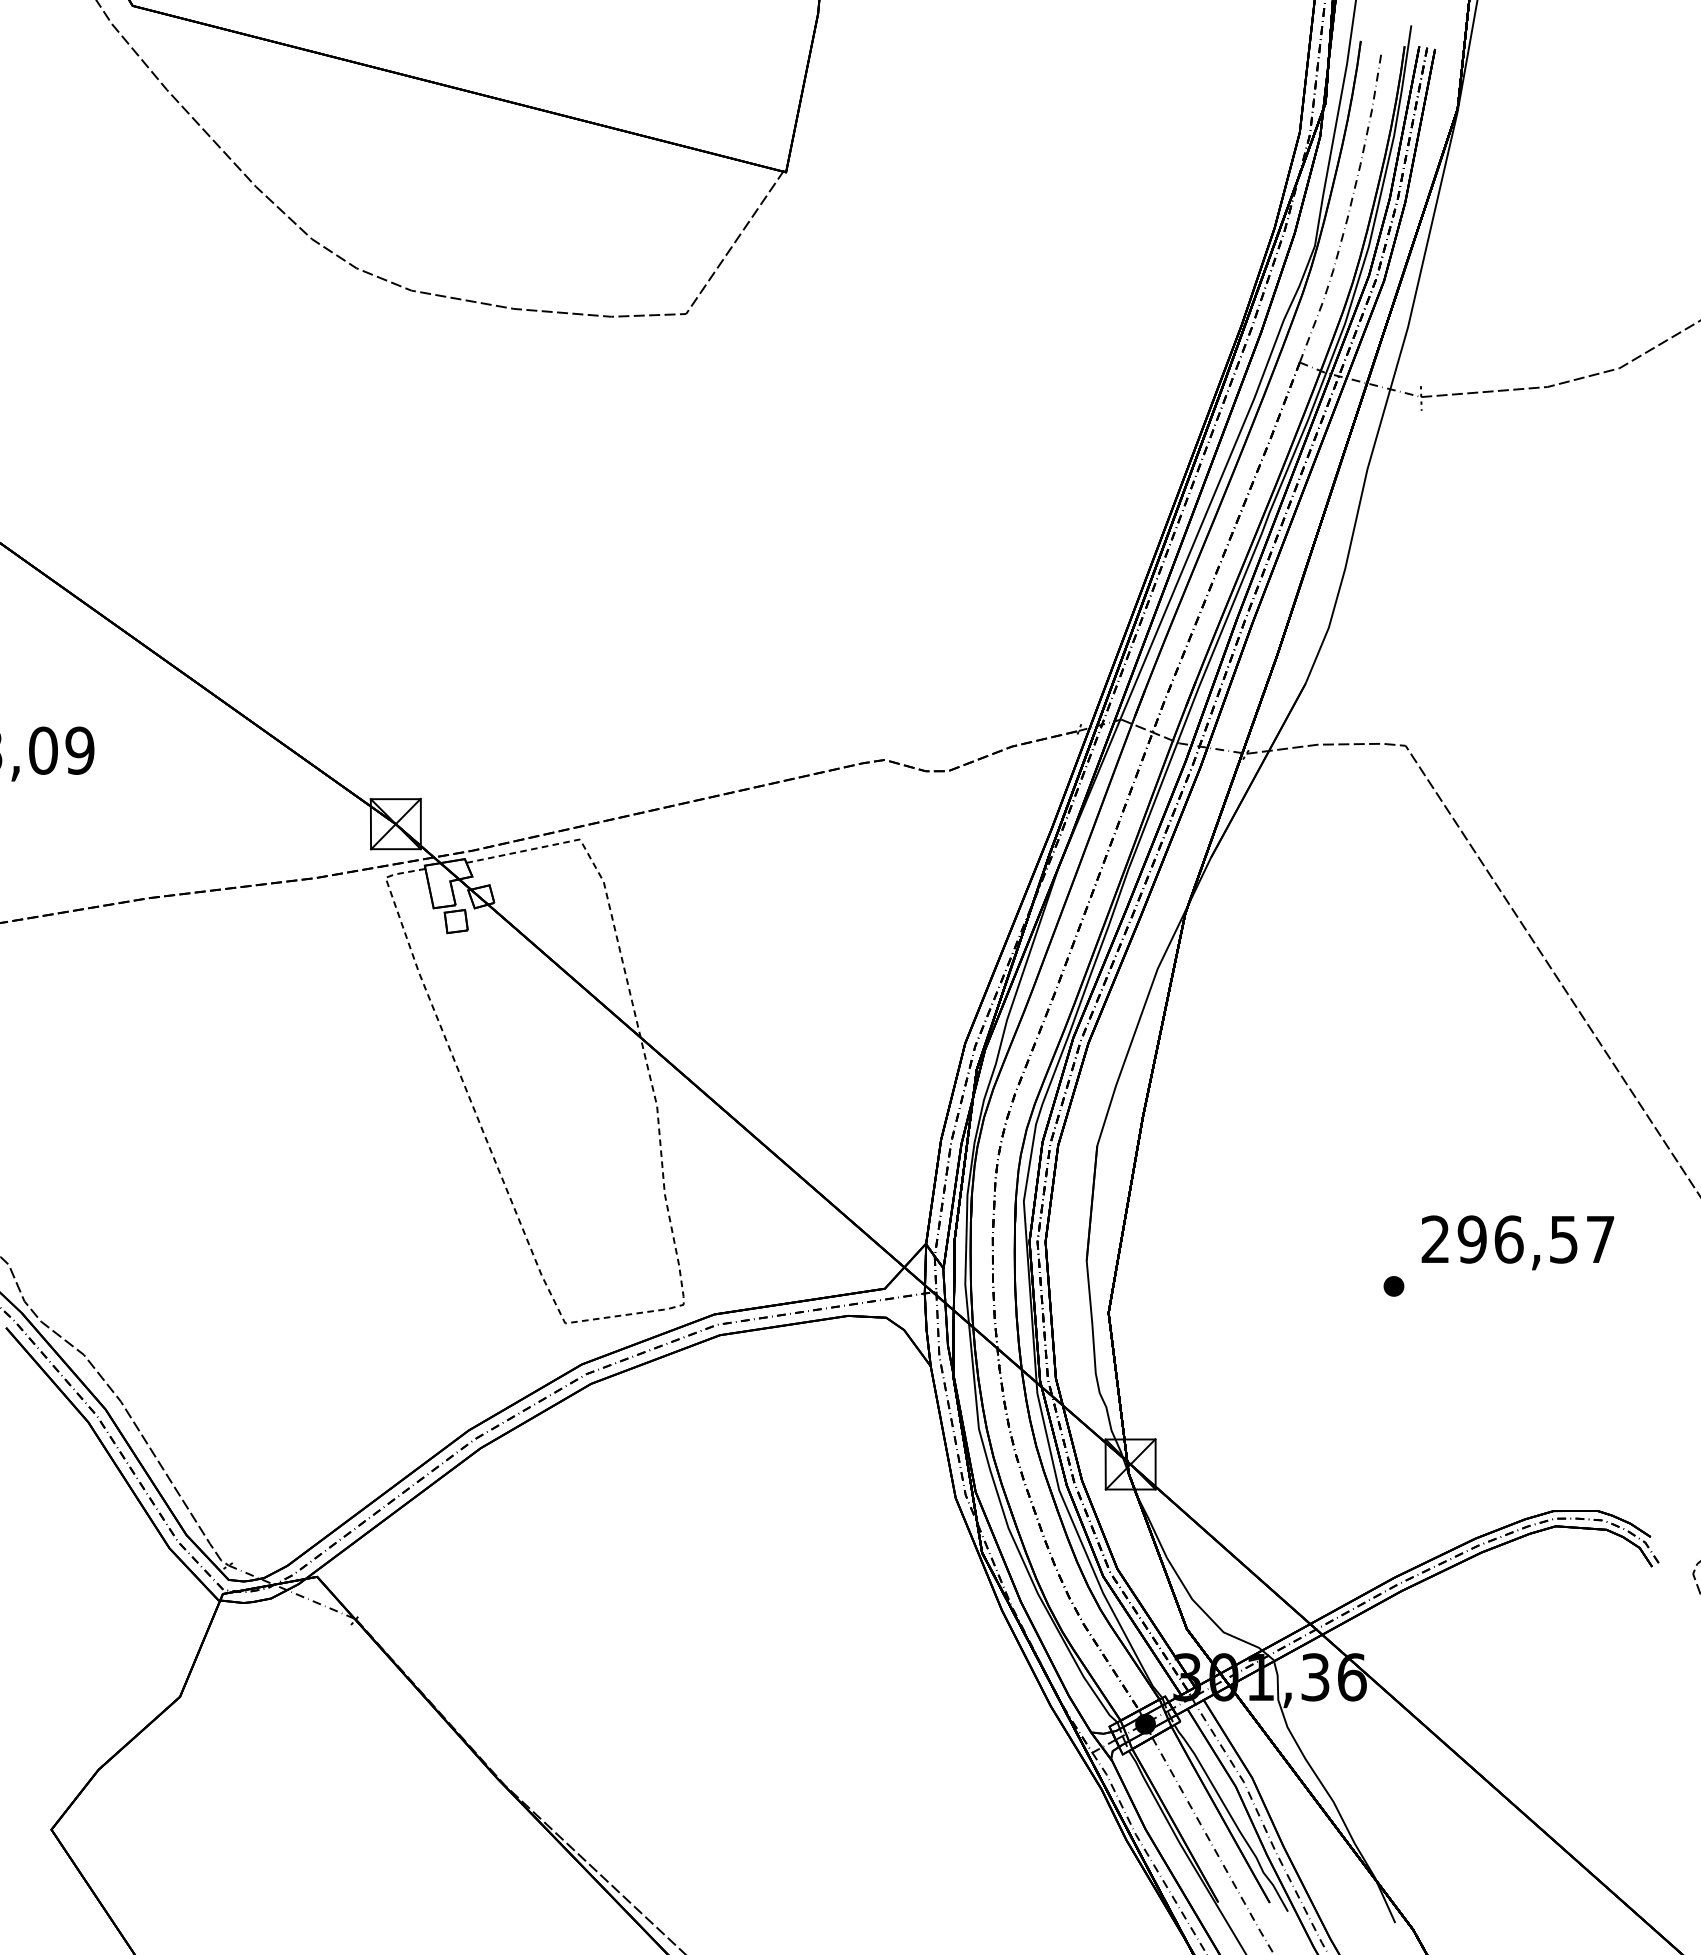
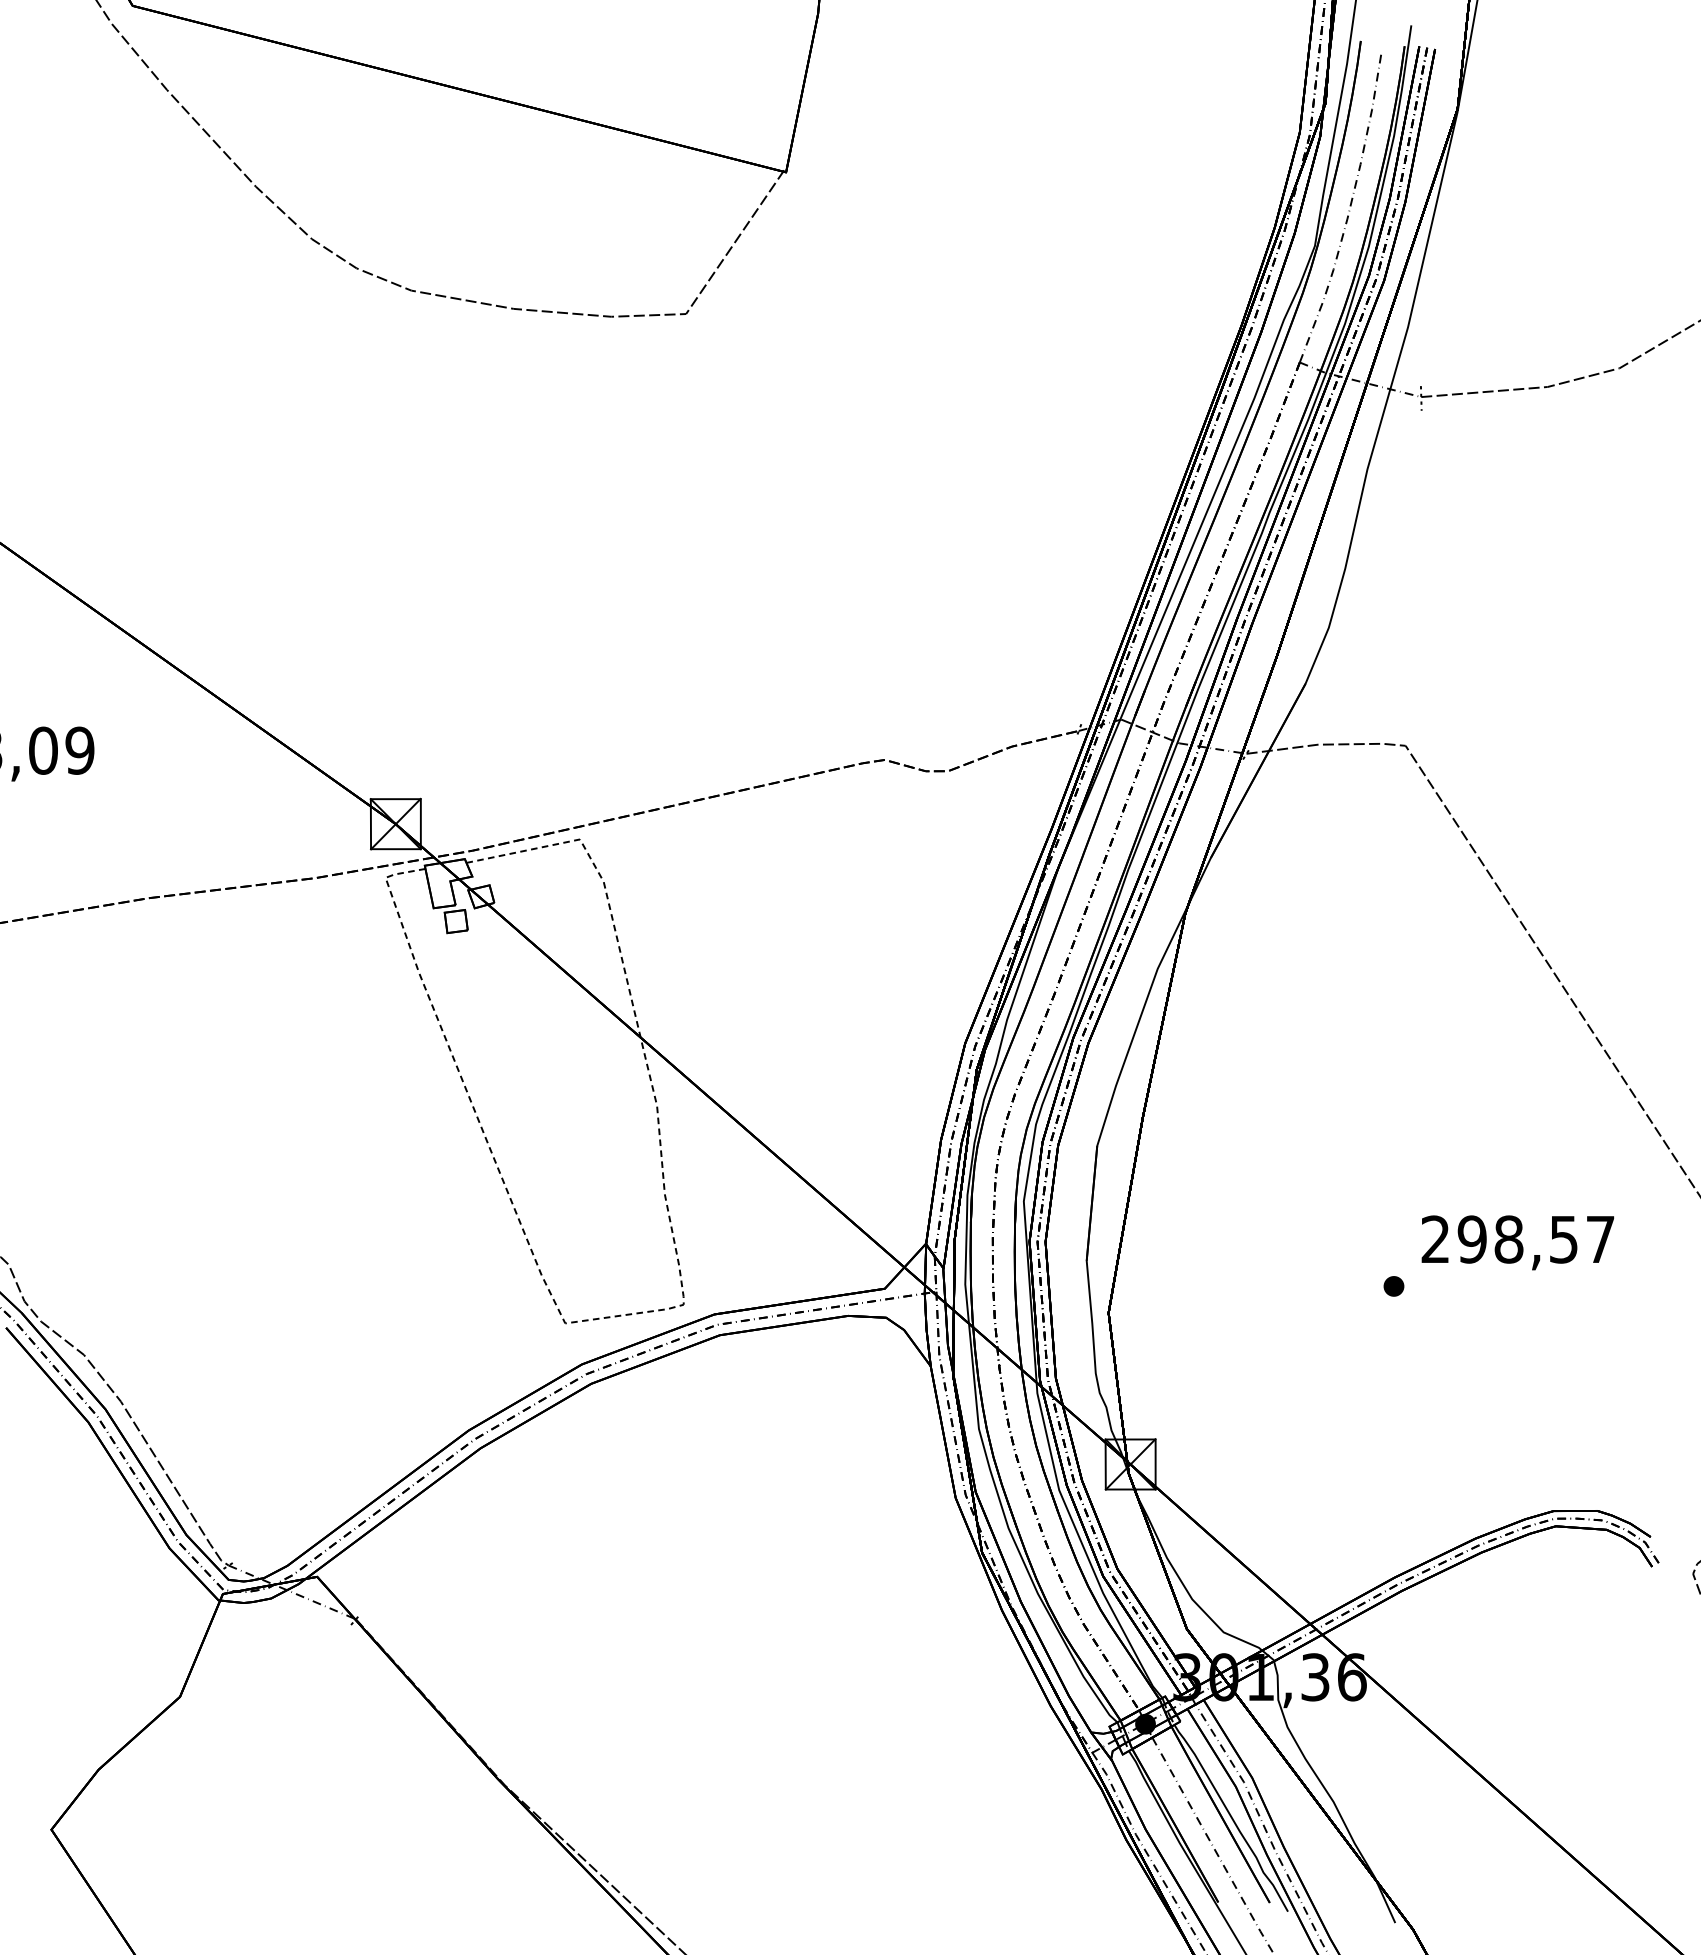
text: 296,57 -> 298,57 (1508, 1239)
